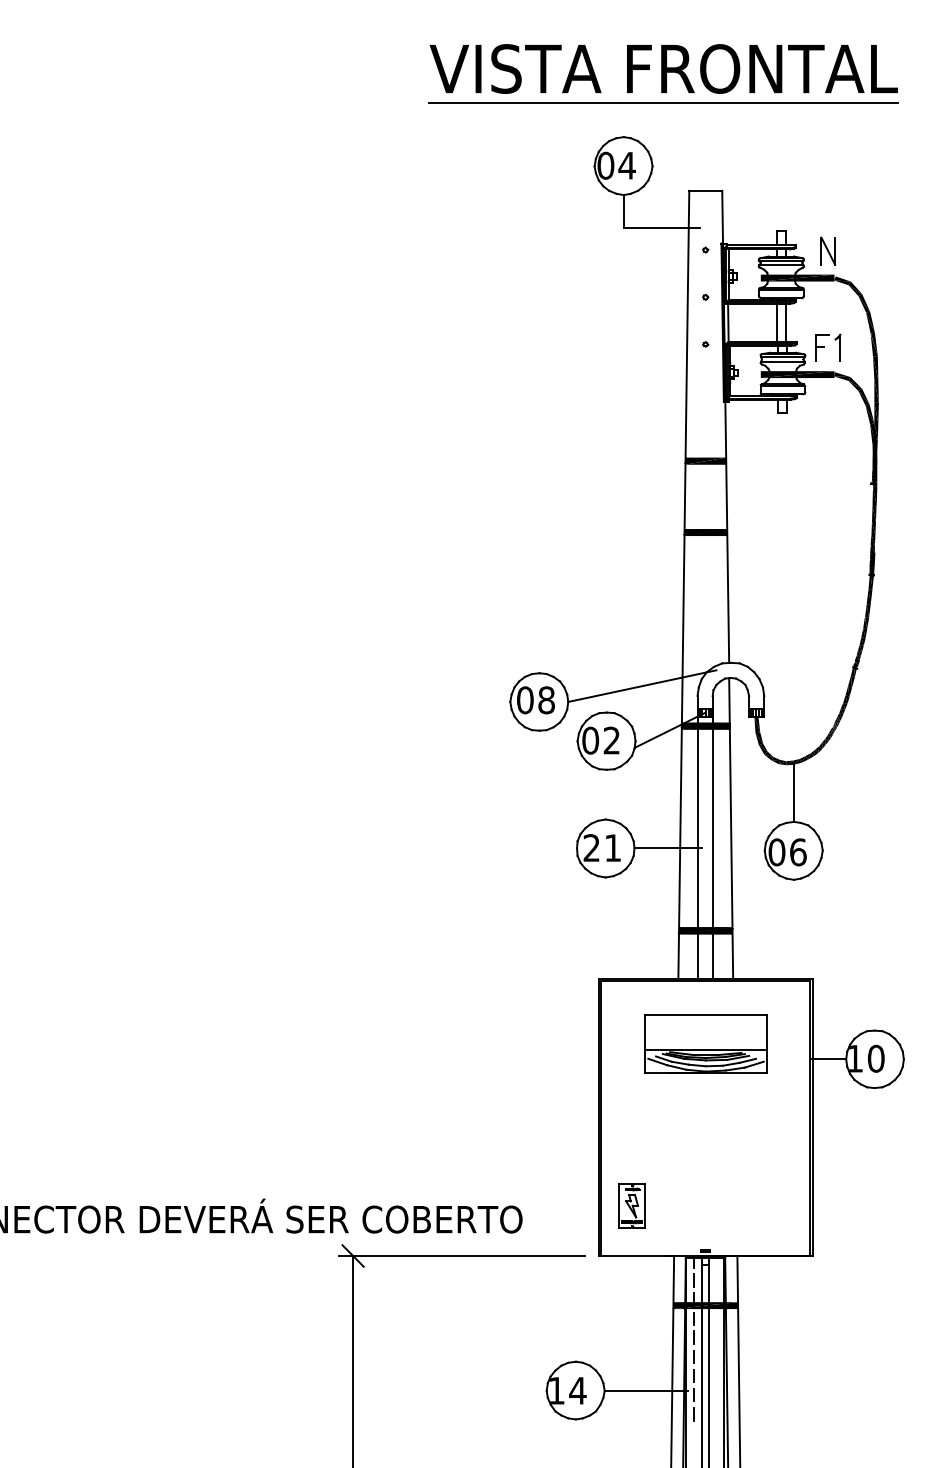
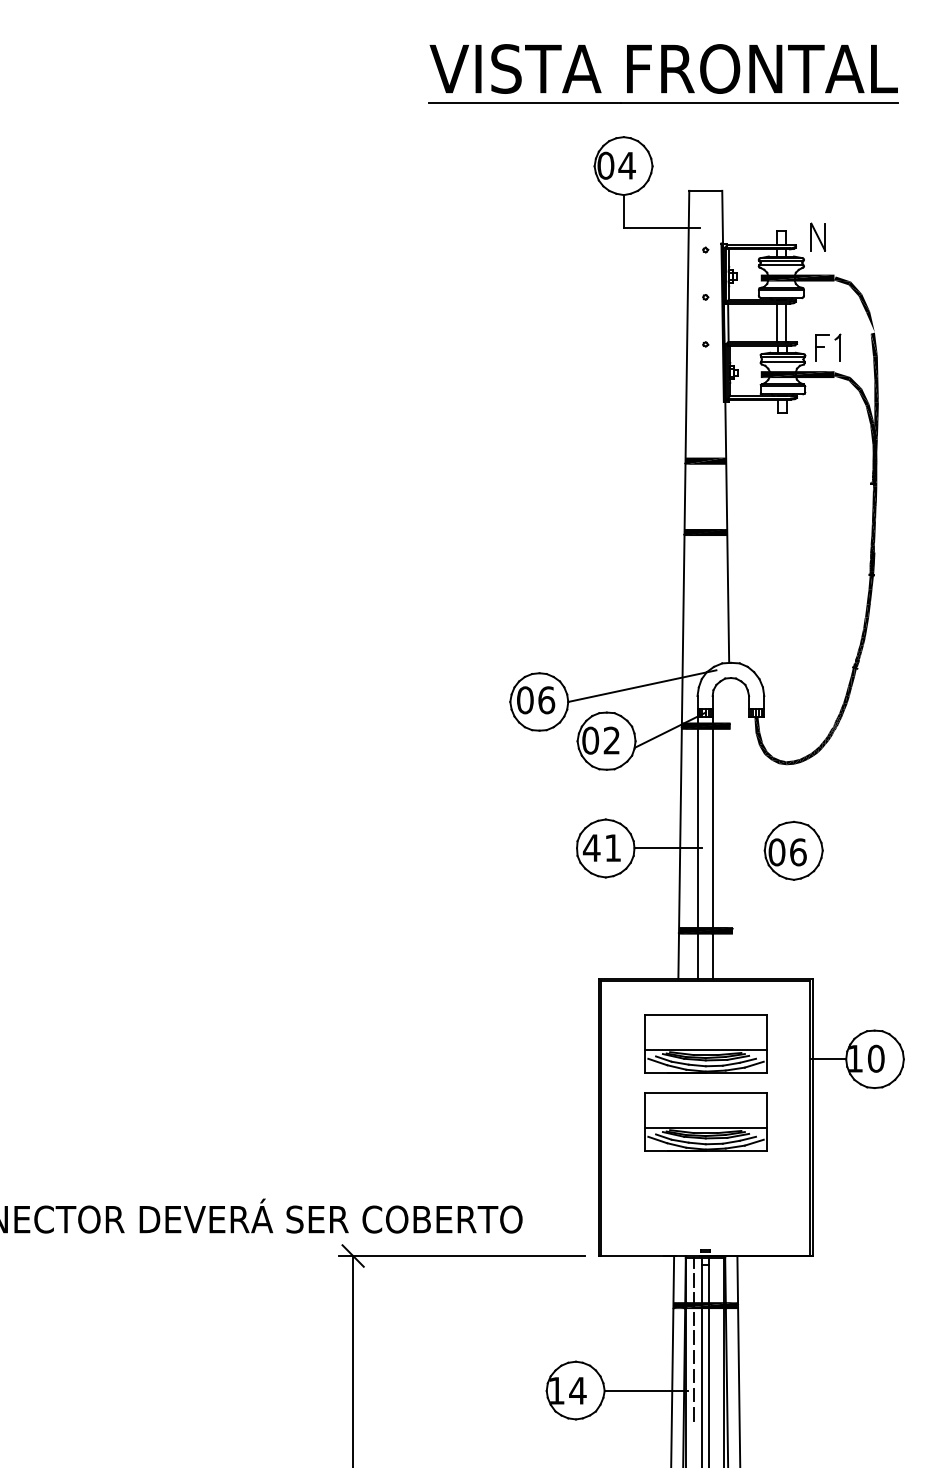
part position: (827, 250) -> (817, 236) (817, 236)
fill: present -> none (870, 322)
text: 08 -> 06 (546, 700)
line: present -> none (794, 792)
line: present -> none (731, 828)
text: 21 -> 41 (591, 847)
part: none -> present (705, 1121)
part: present -> none (631, 1205)
